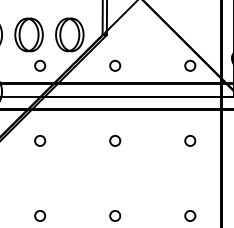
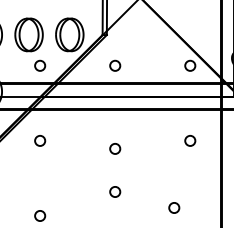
circle position: (115, 140) -> (115, 148) (115, 148)
circle position: (115, 215) -> (115, 191) (115, 191)
circle position: (190, 215) -> (174, 207) (174, 207)
